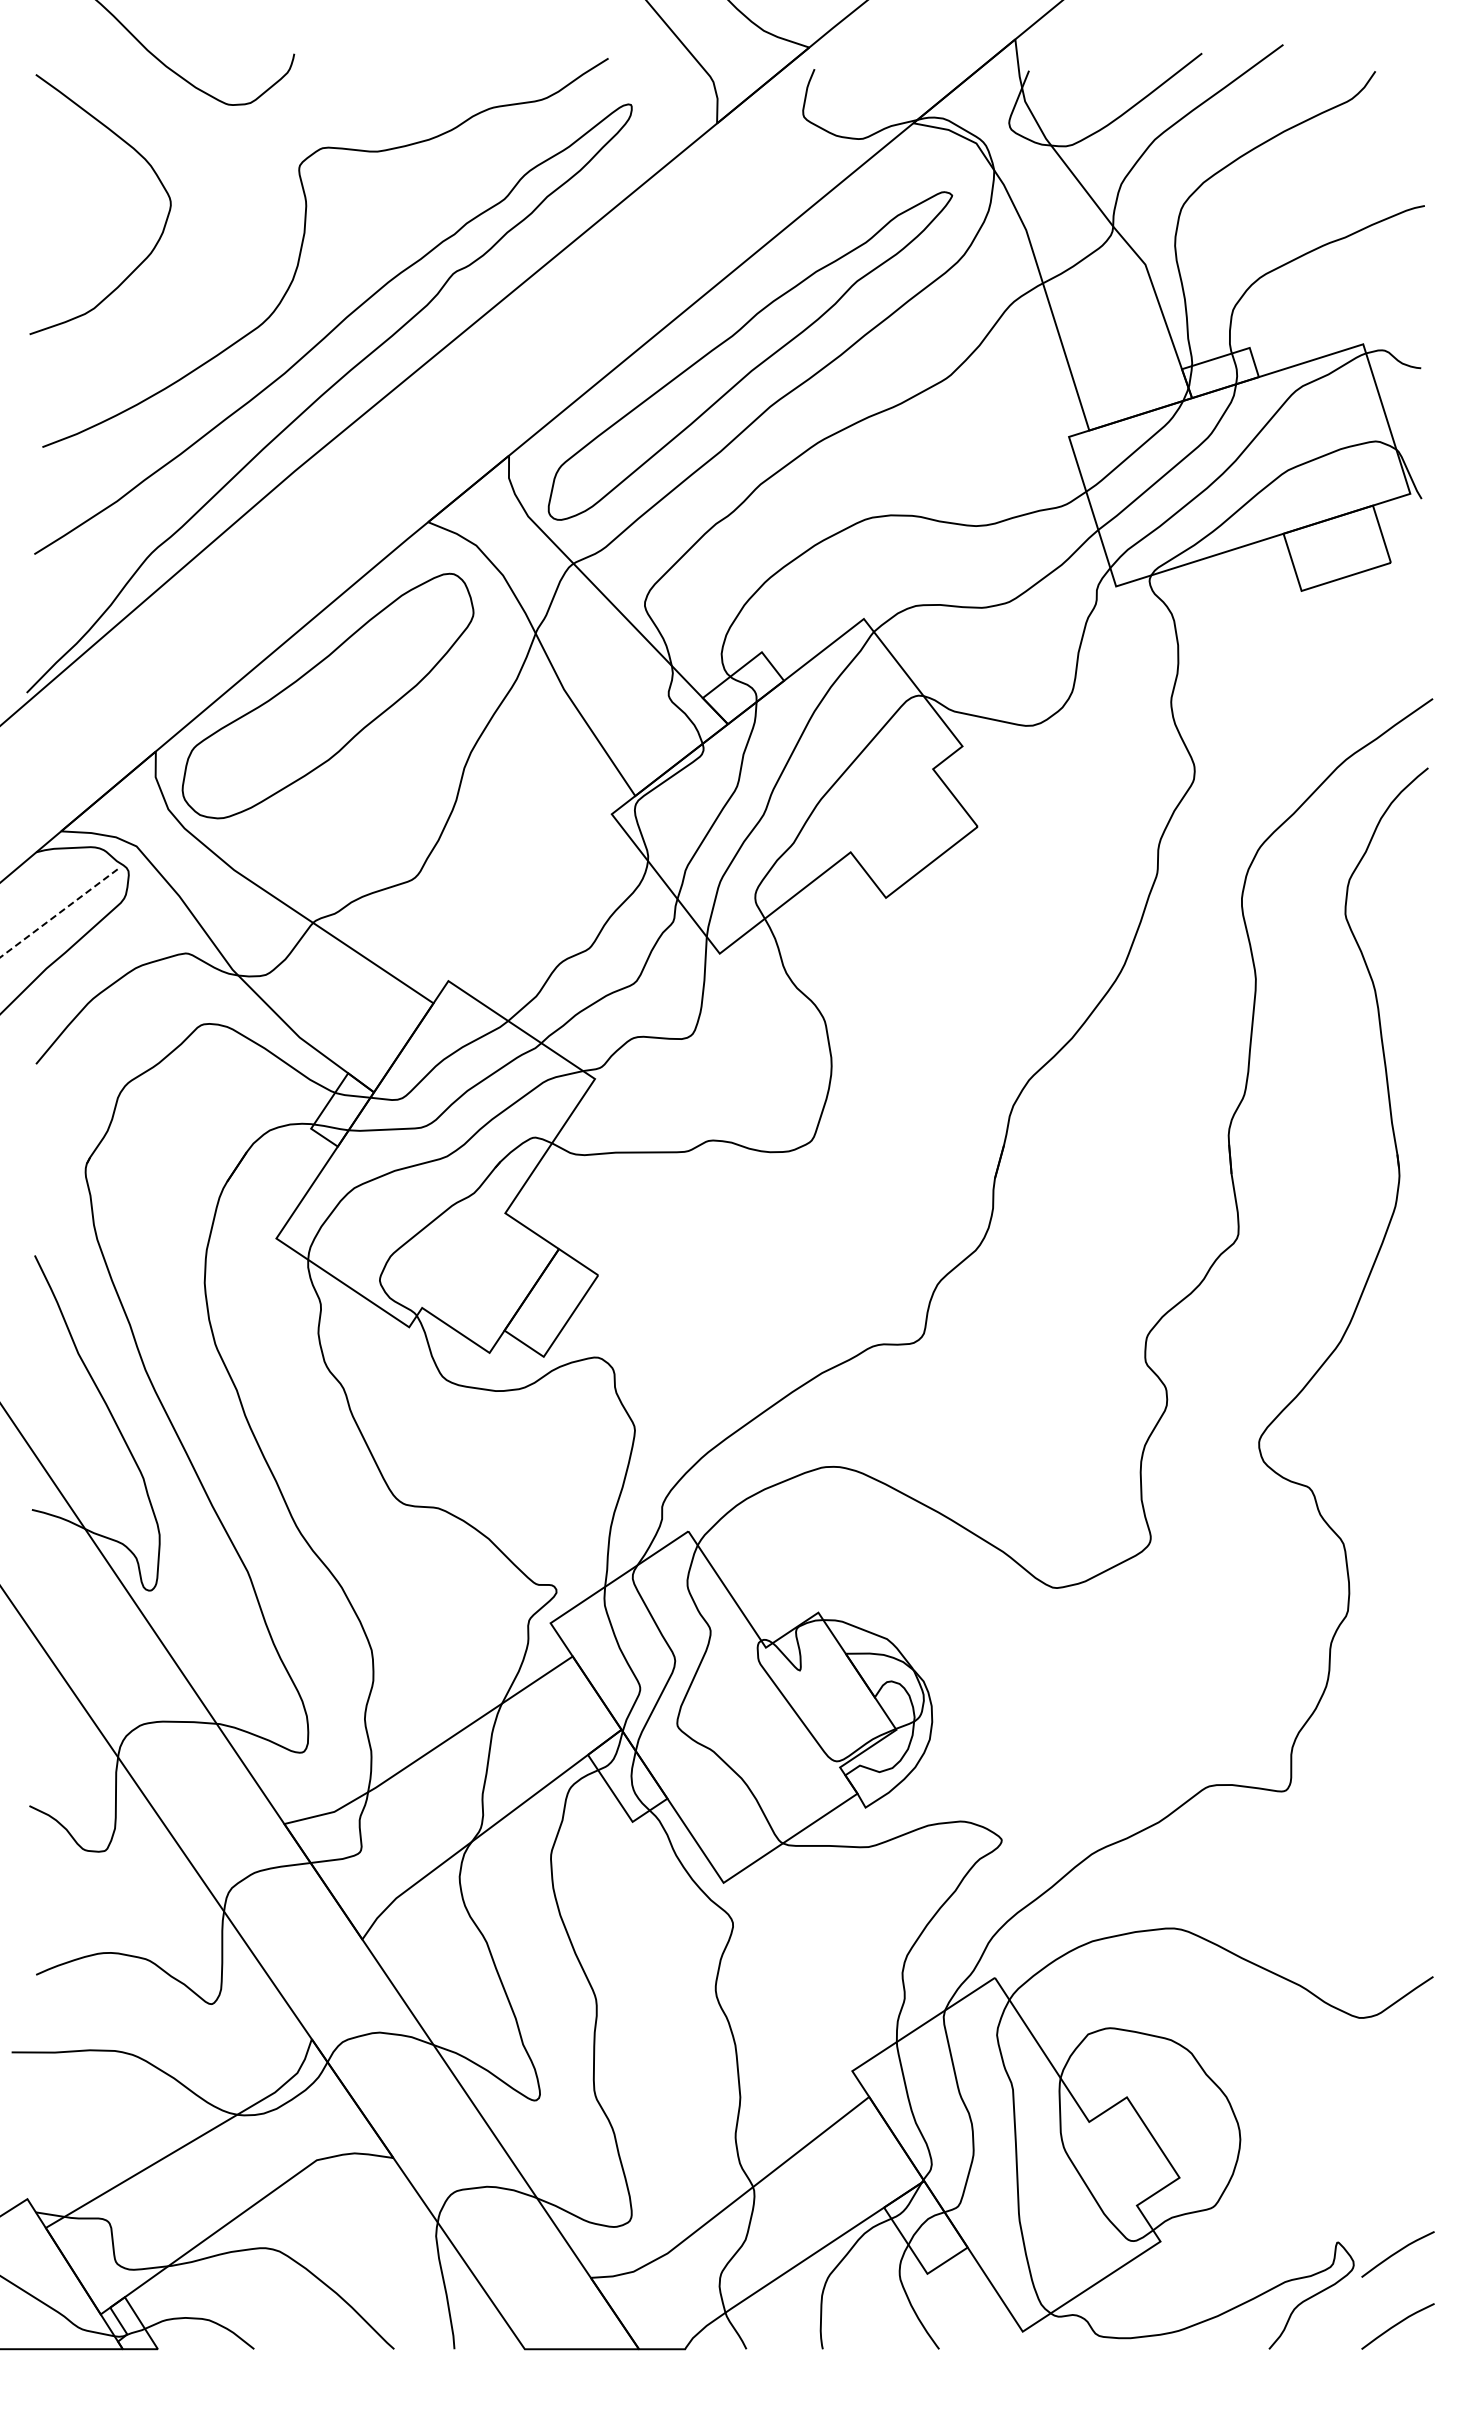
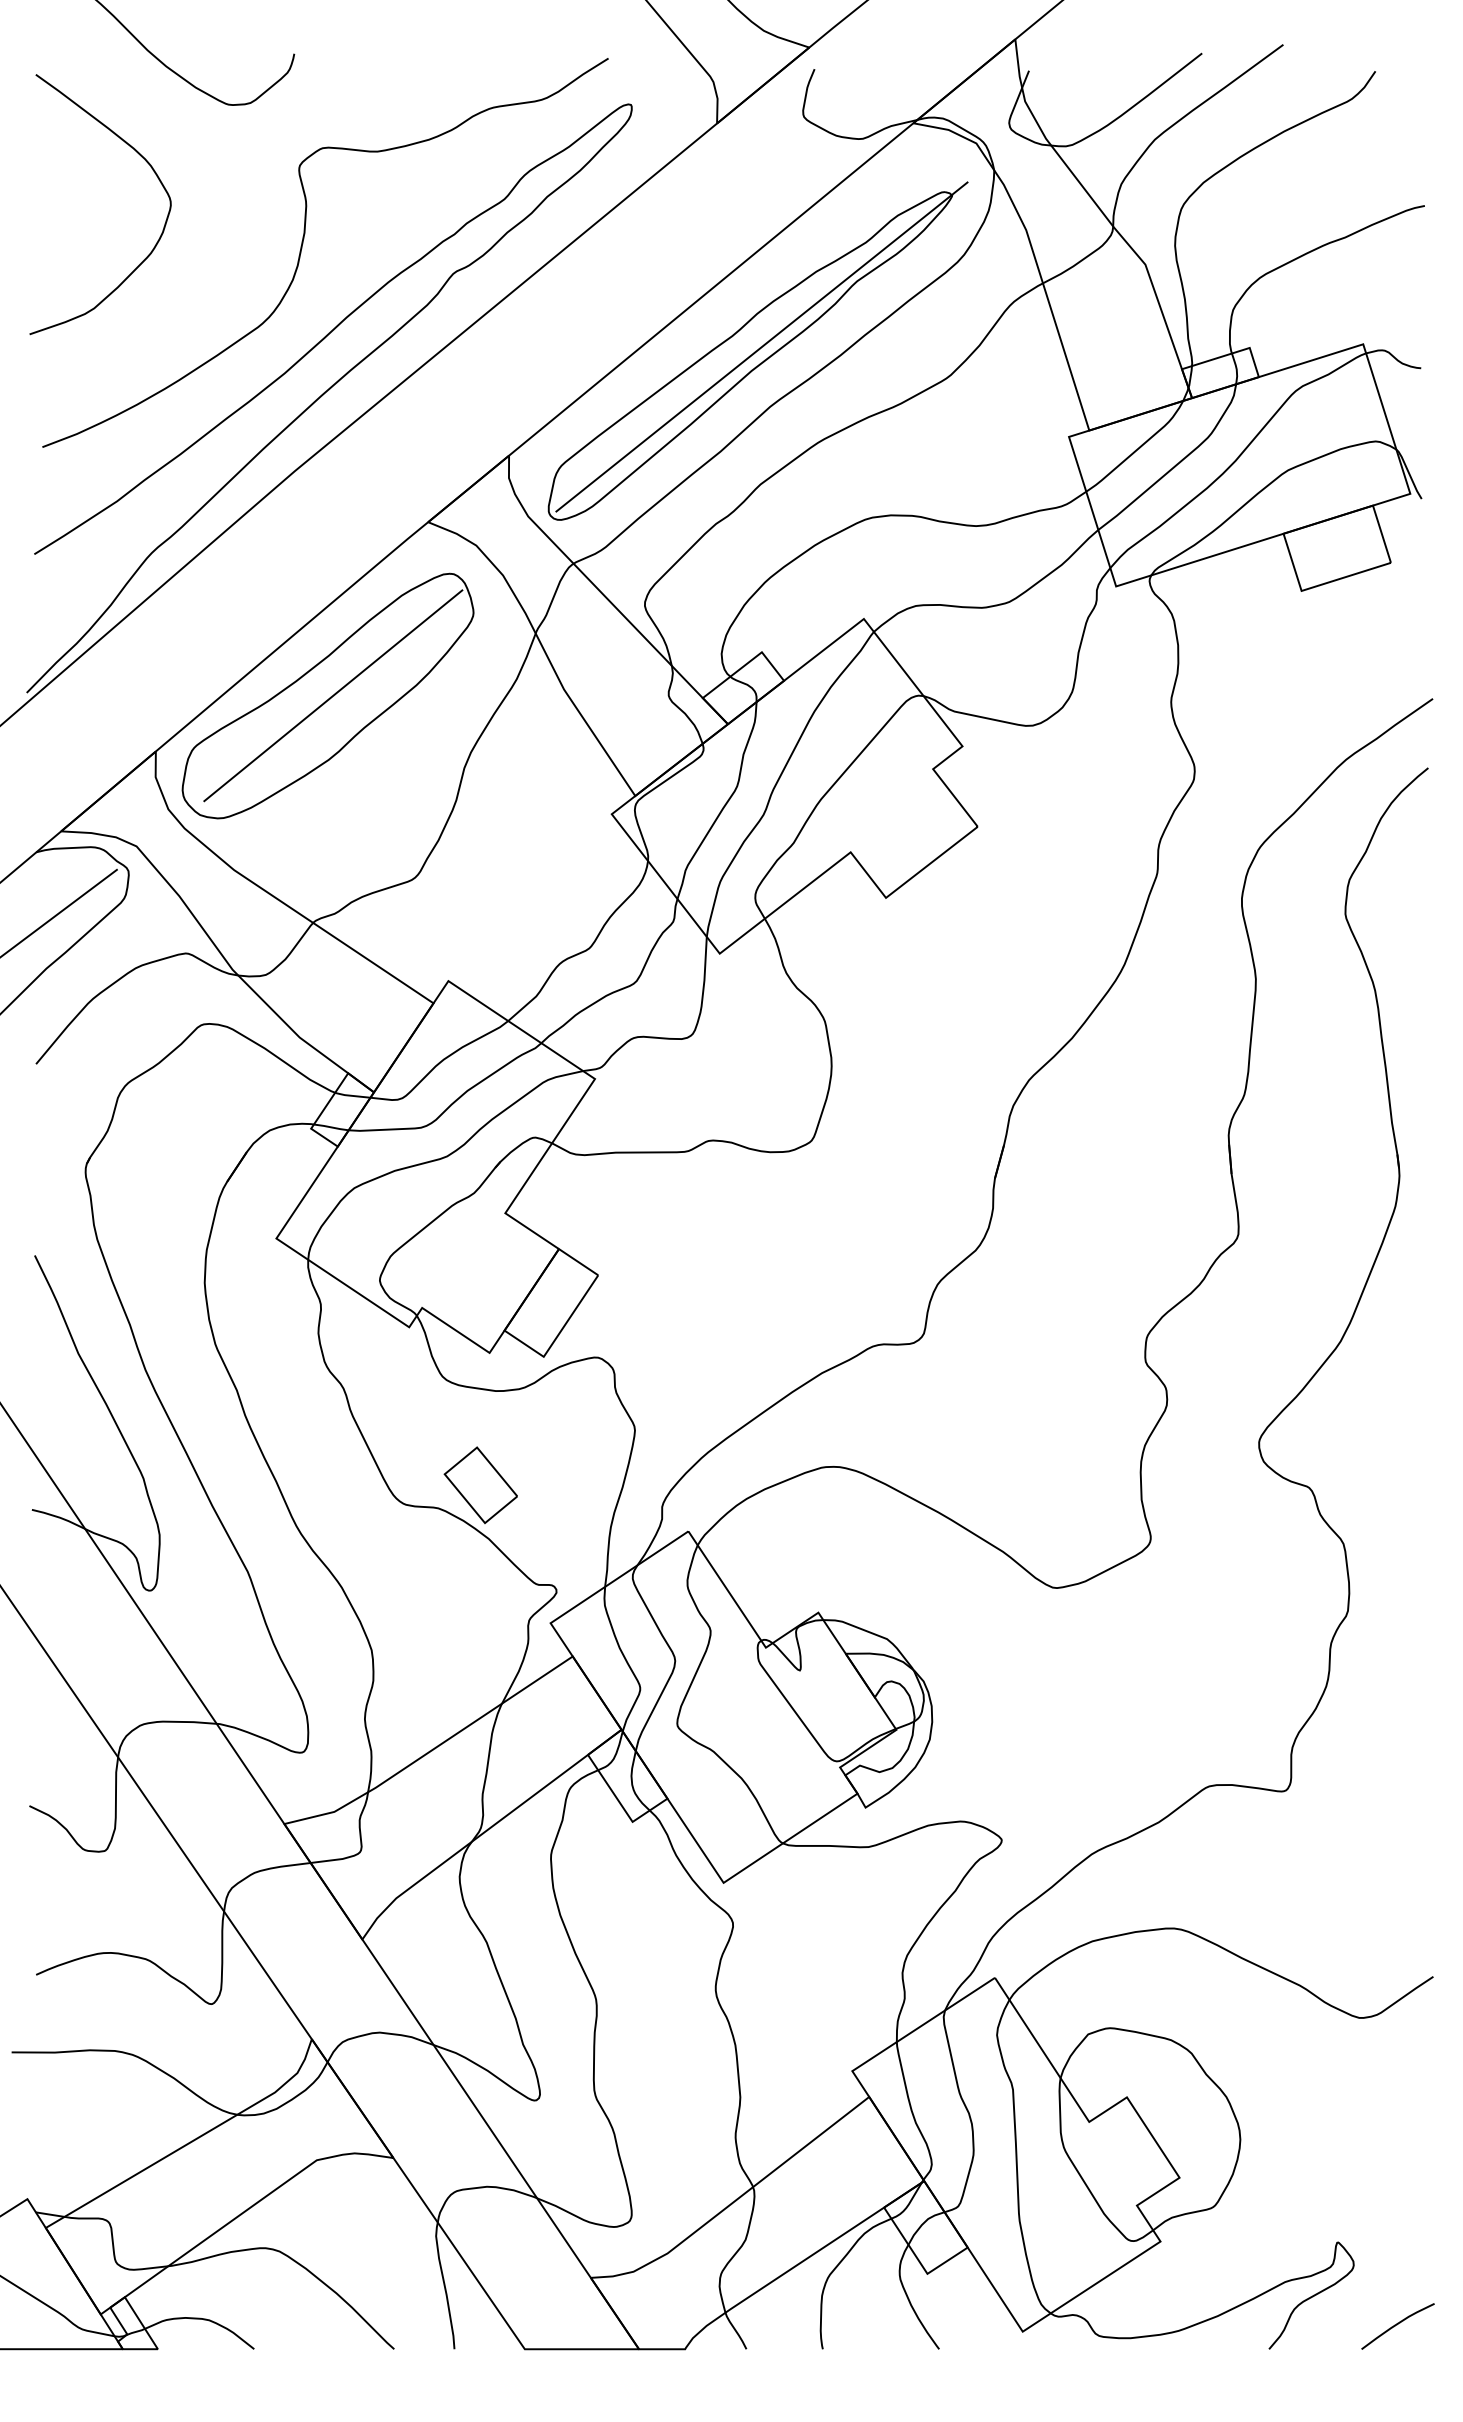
line: none -> present (761, 346)
line: none -> present (333, 695)
line: dashed -> solid (58, 913)
part: none -> present (480, 1485)
curve: present -> none (1397, 2253)
